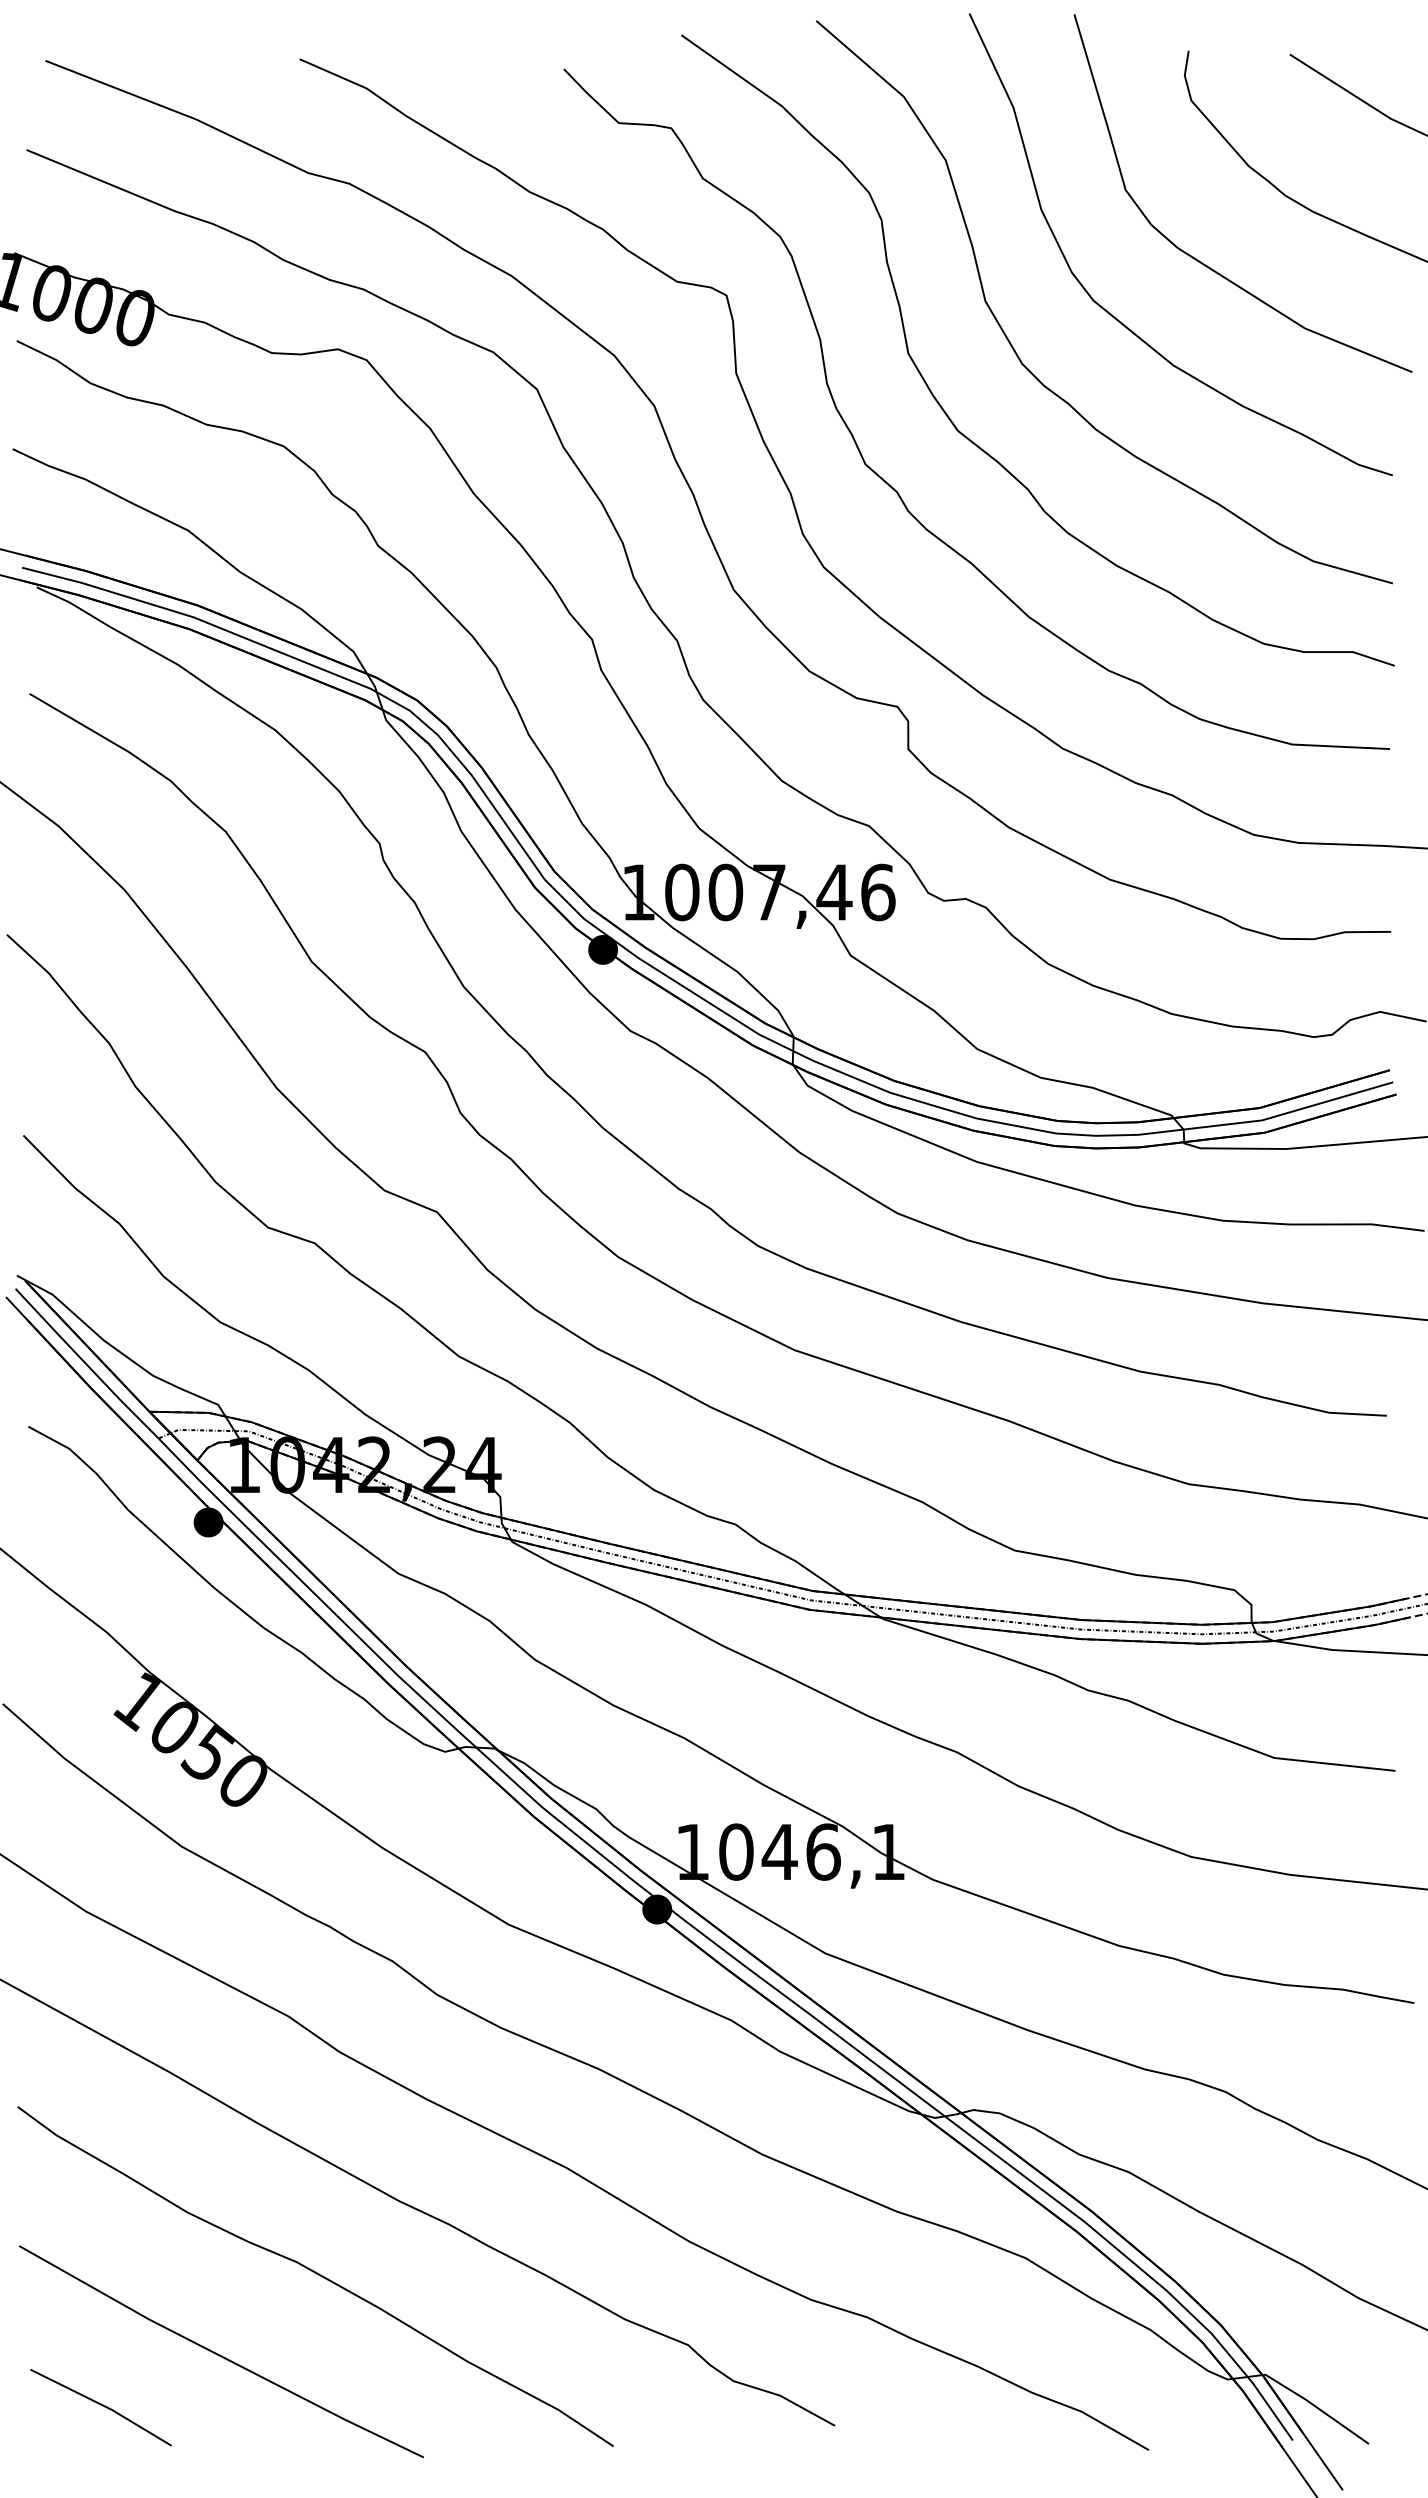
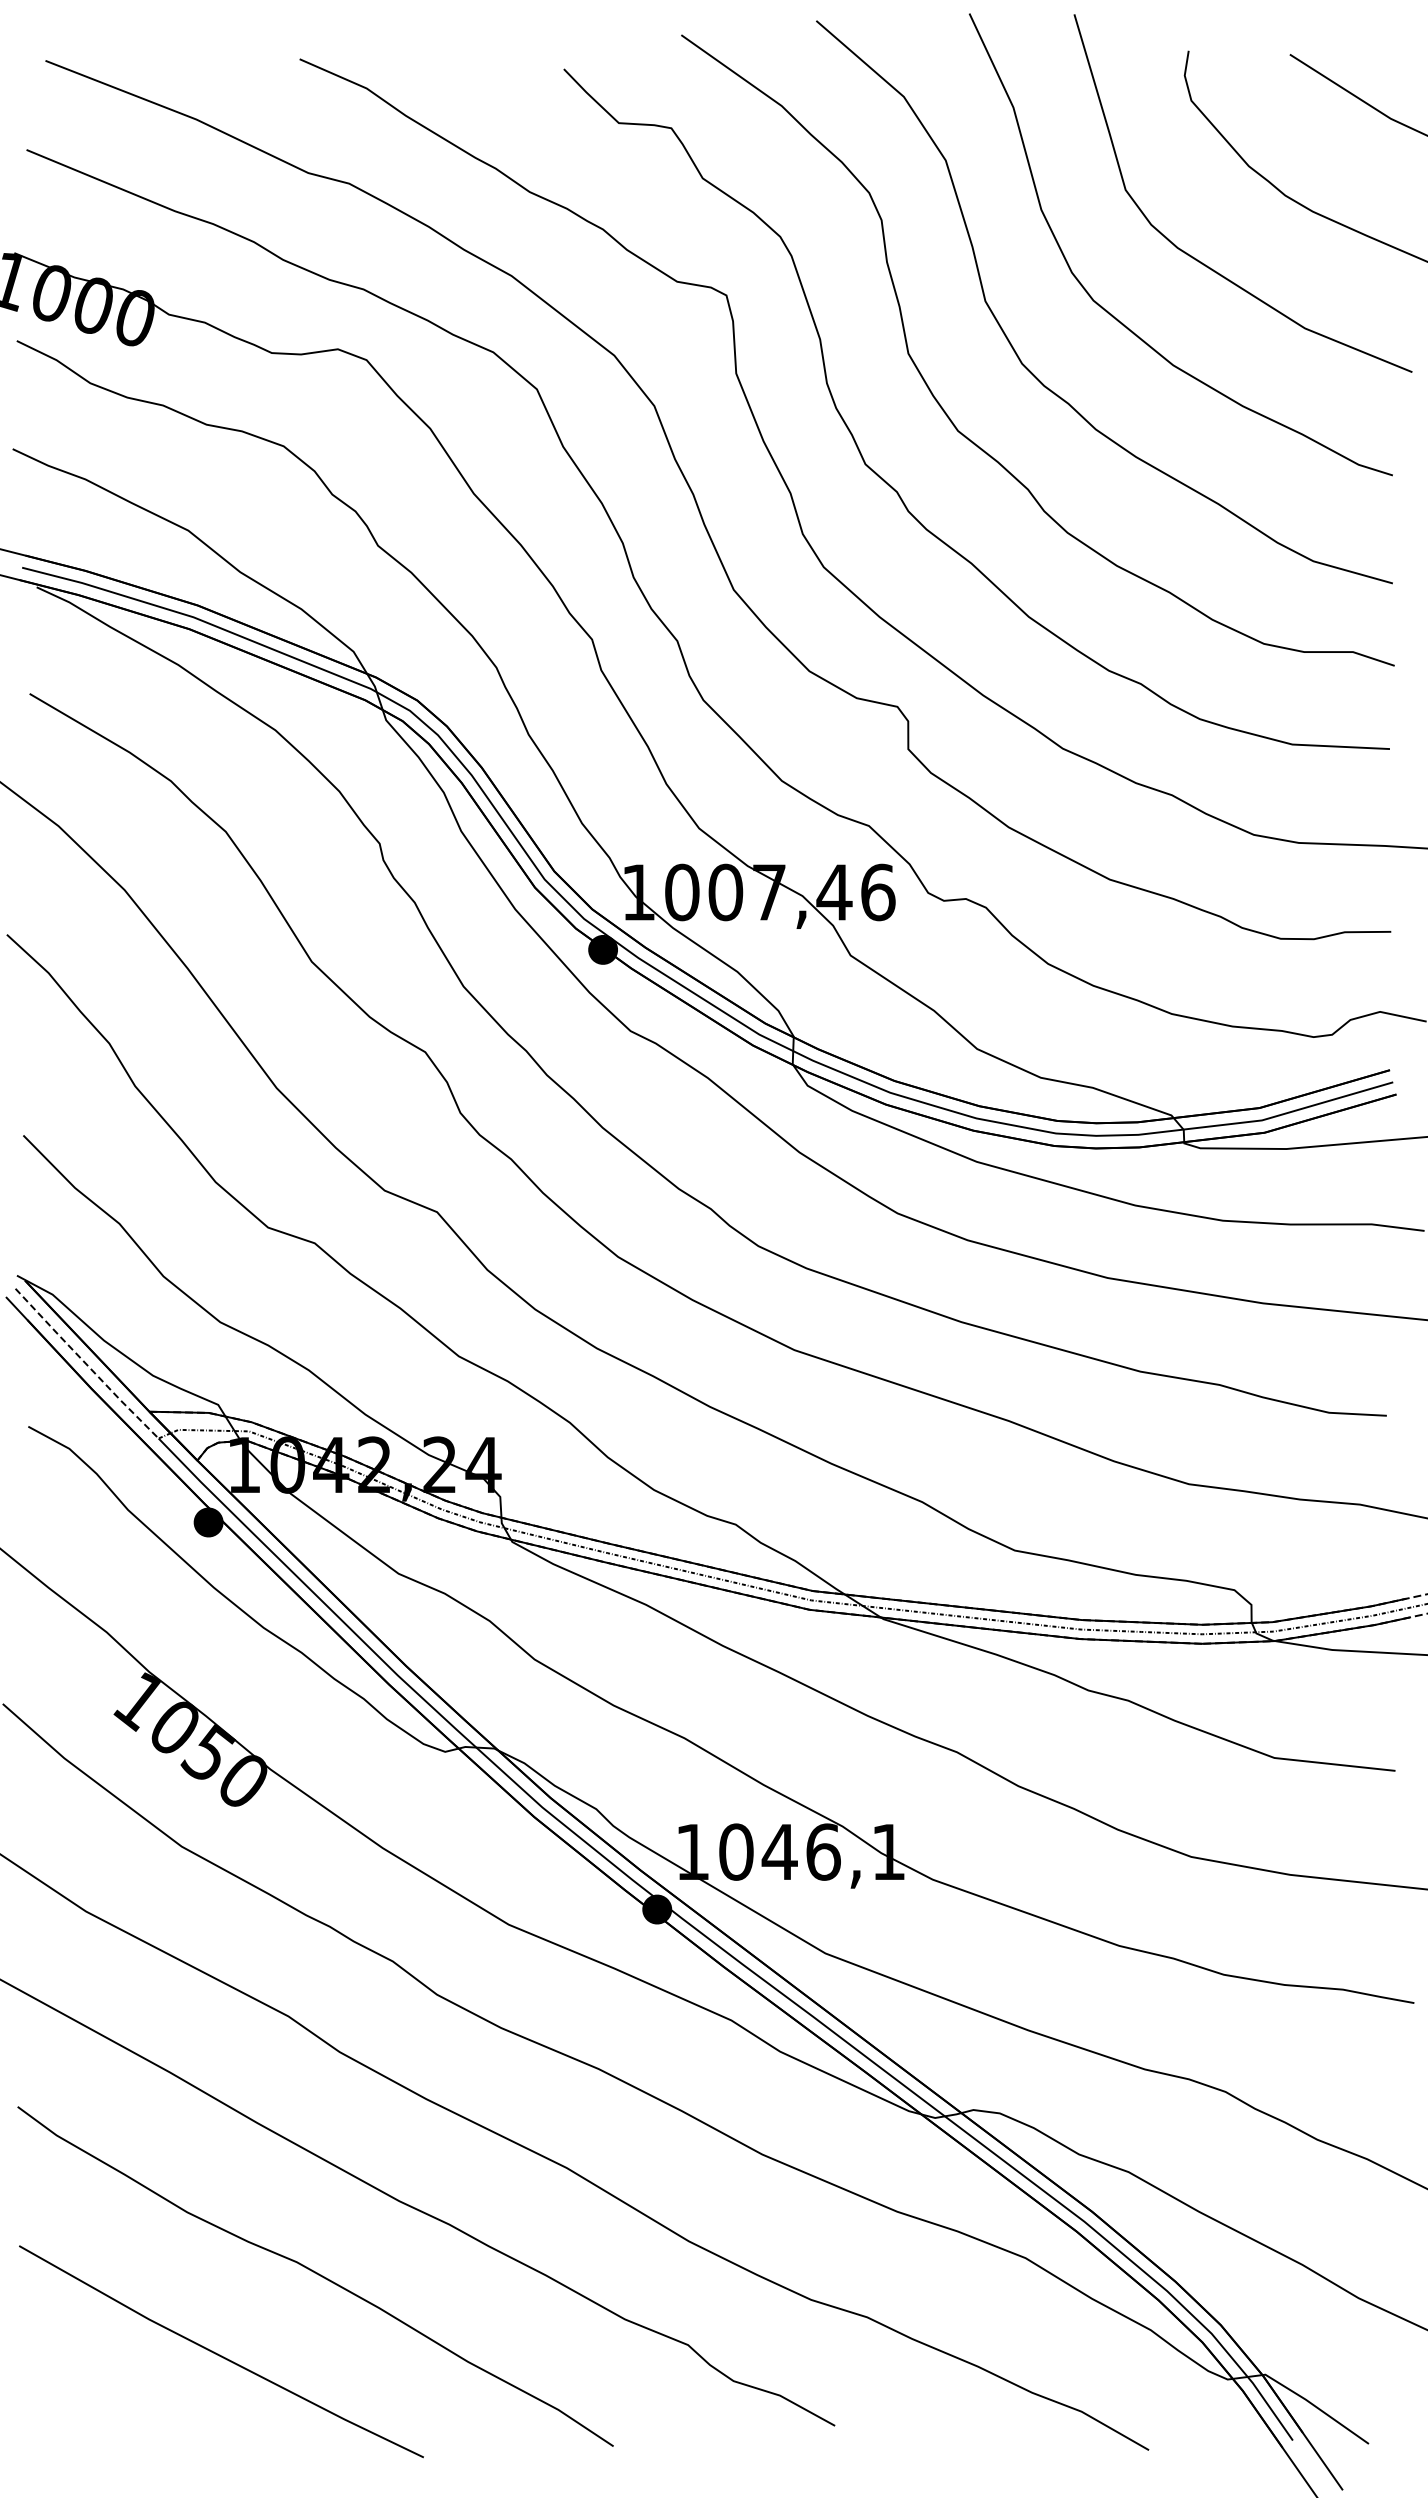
line: solid -> dashed (87, 1364)
line: present -> none (100, 2405)
